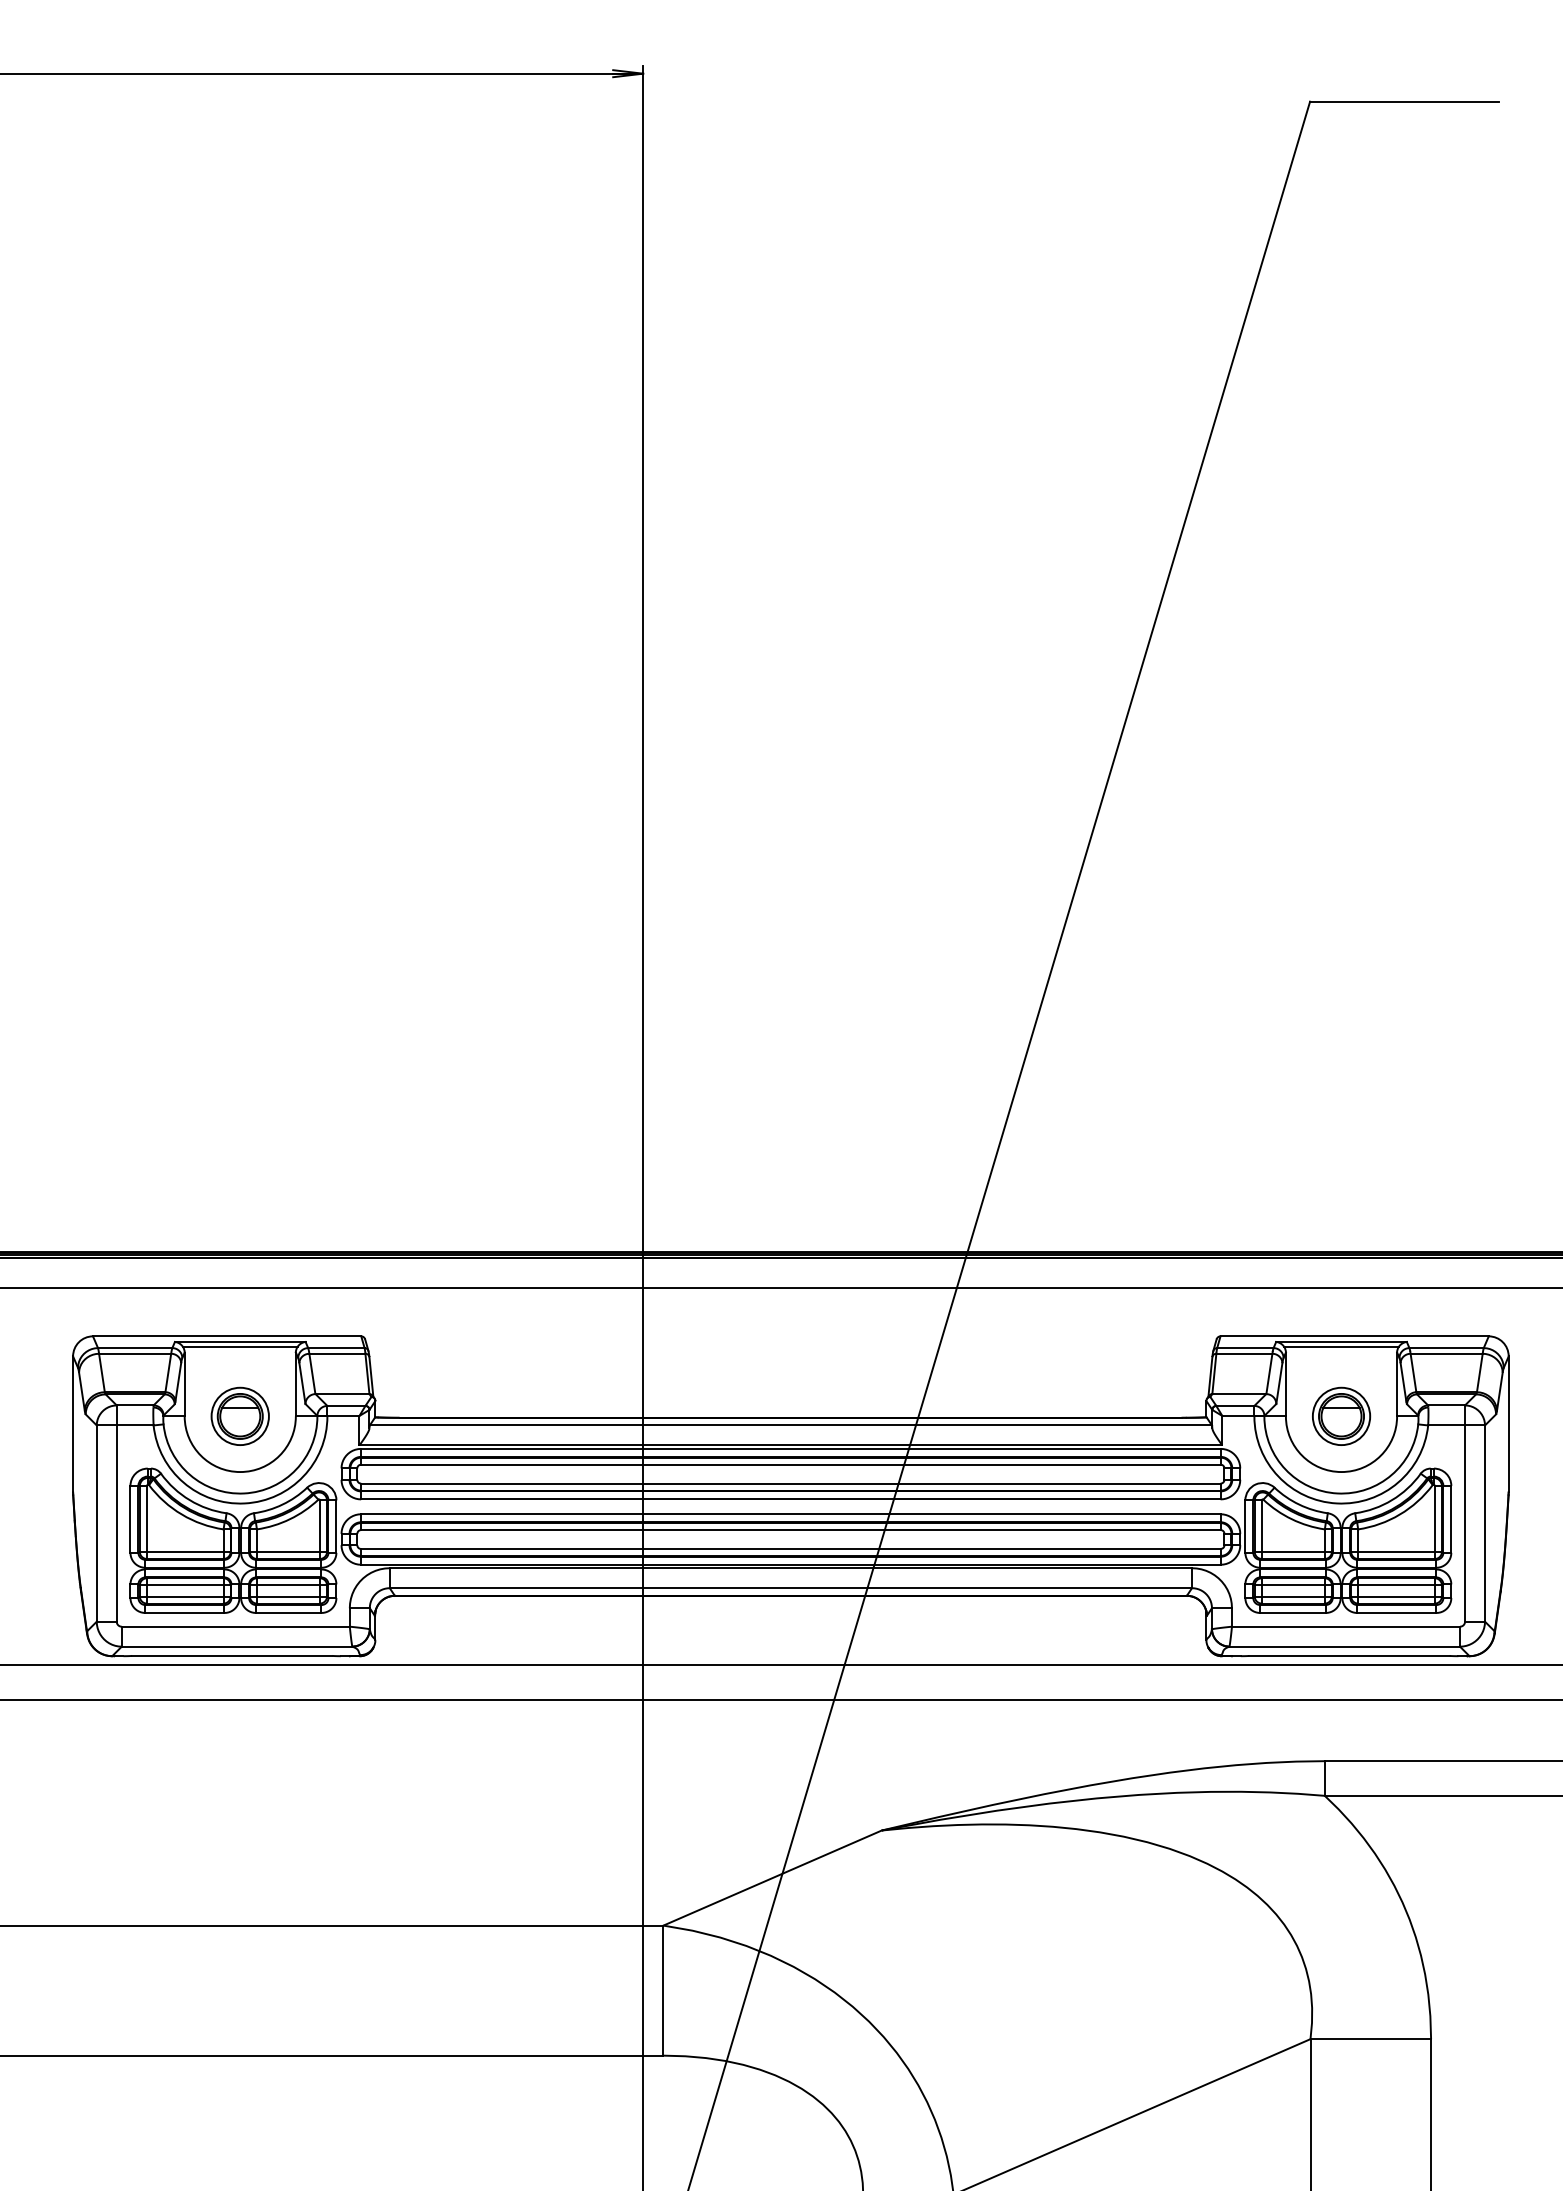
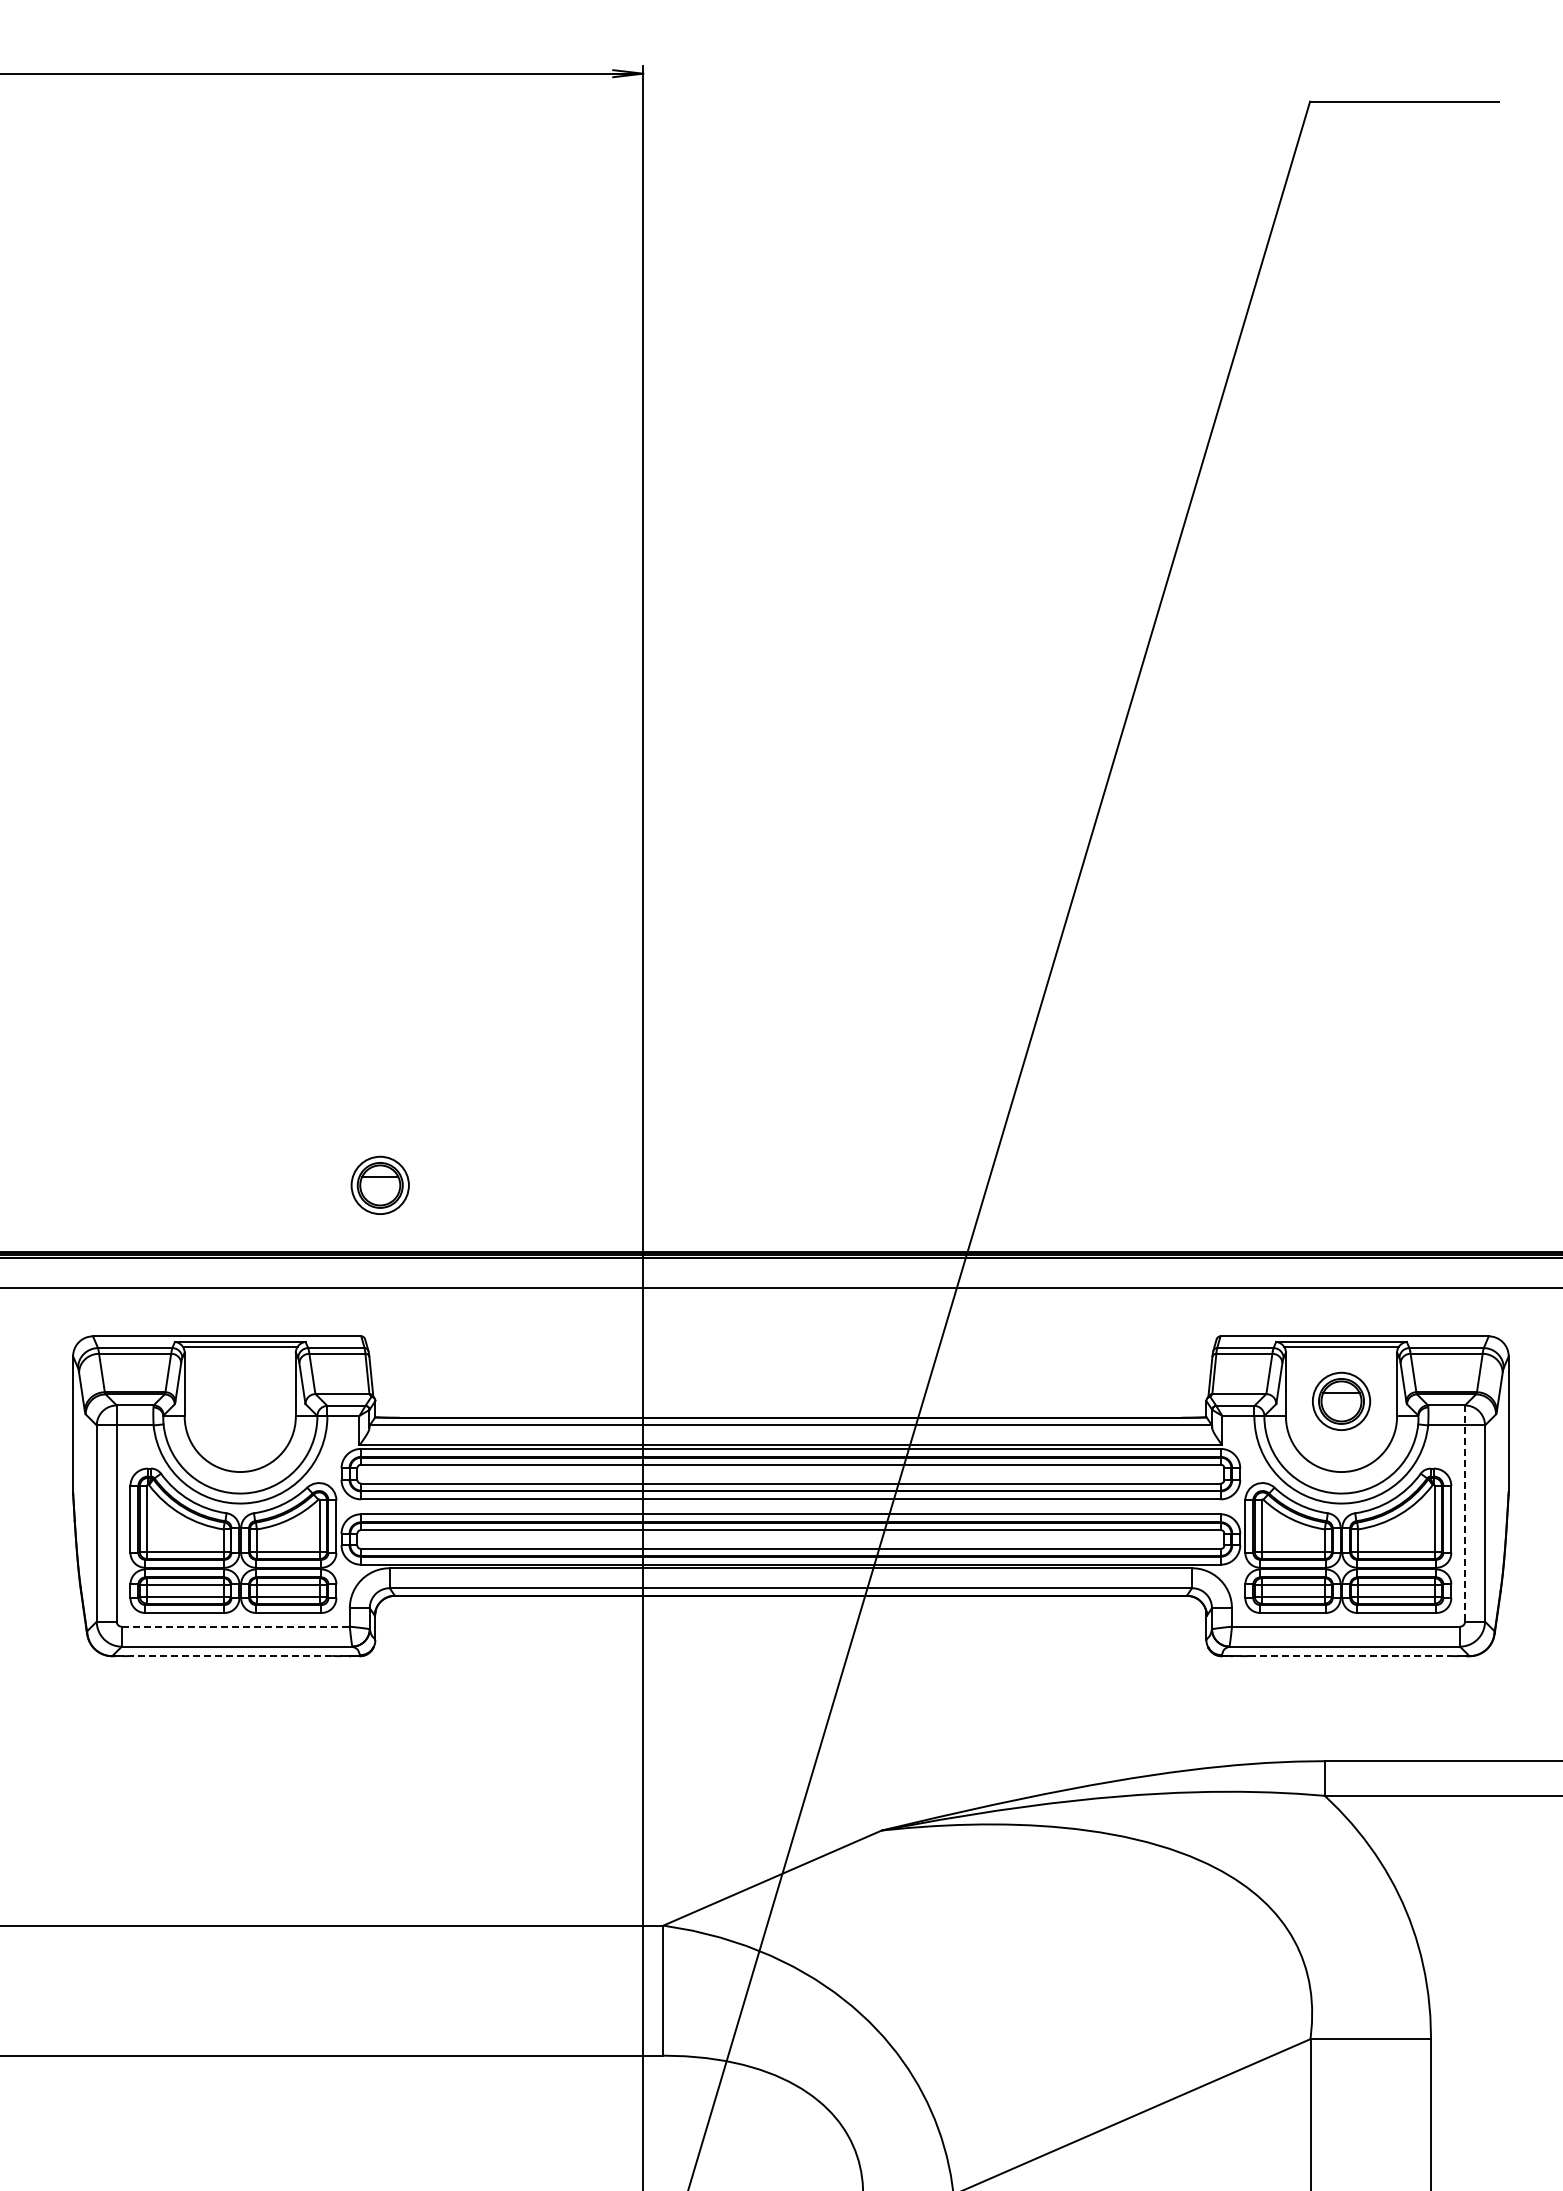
part position: (239, 1415) -> (379, 1184) (379, 1184)
part position: (1341, 1415) -> (1341, 1400) (1341, 1400)
line: solid -> dashed (1465, 1514)
line: solid -> dashed (236, 1626)
line: solid -> dashed (231, 1655)
line: solid -> dashed (1350, 1655)
line: present -> none (780, 1664)
line: present -> none (780, 1699)
